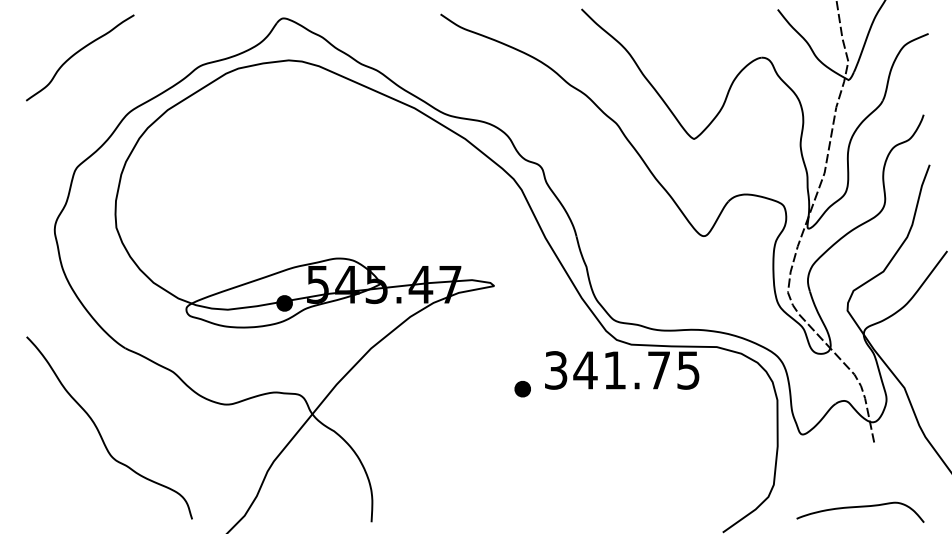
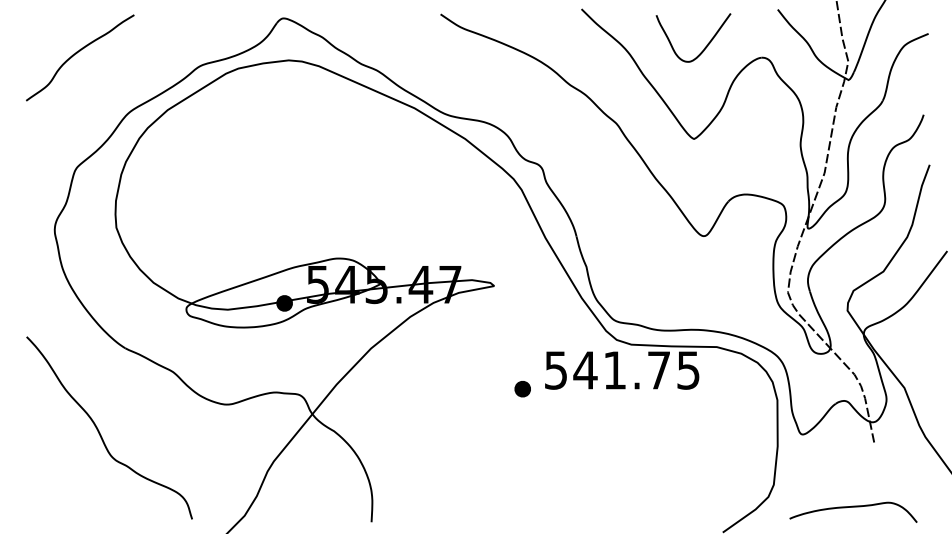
curve: none -> present (704, 47)
text: 341.75 -> 541.75 (556, 370)
curve position: (860, 507) -> (853, 507) (853, 507)
